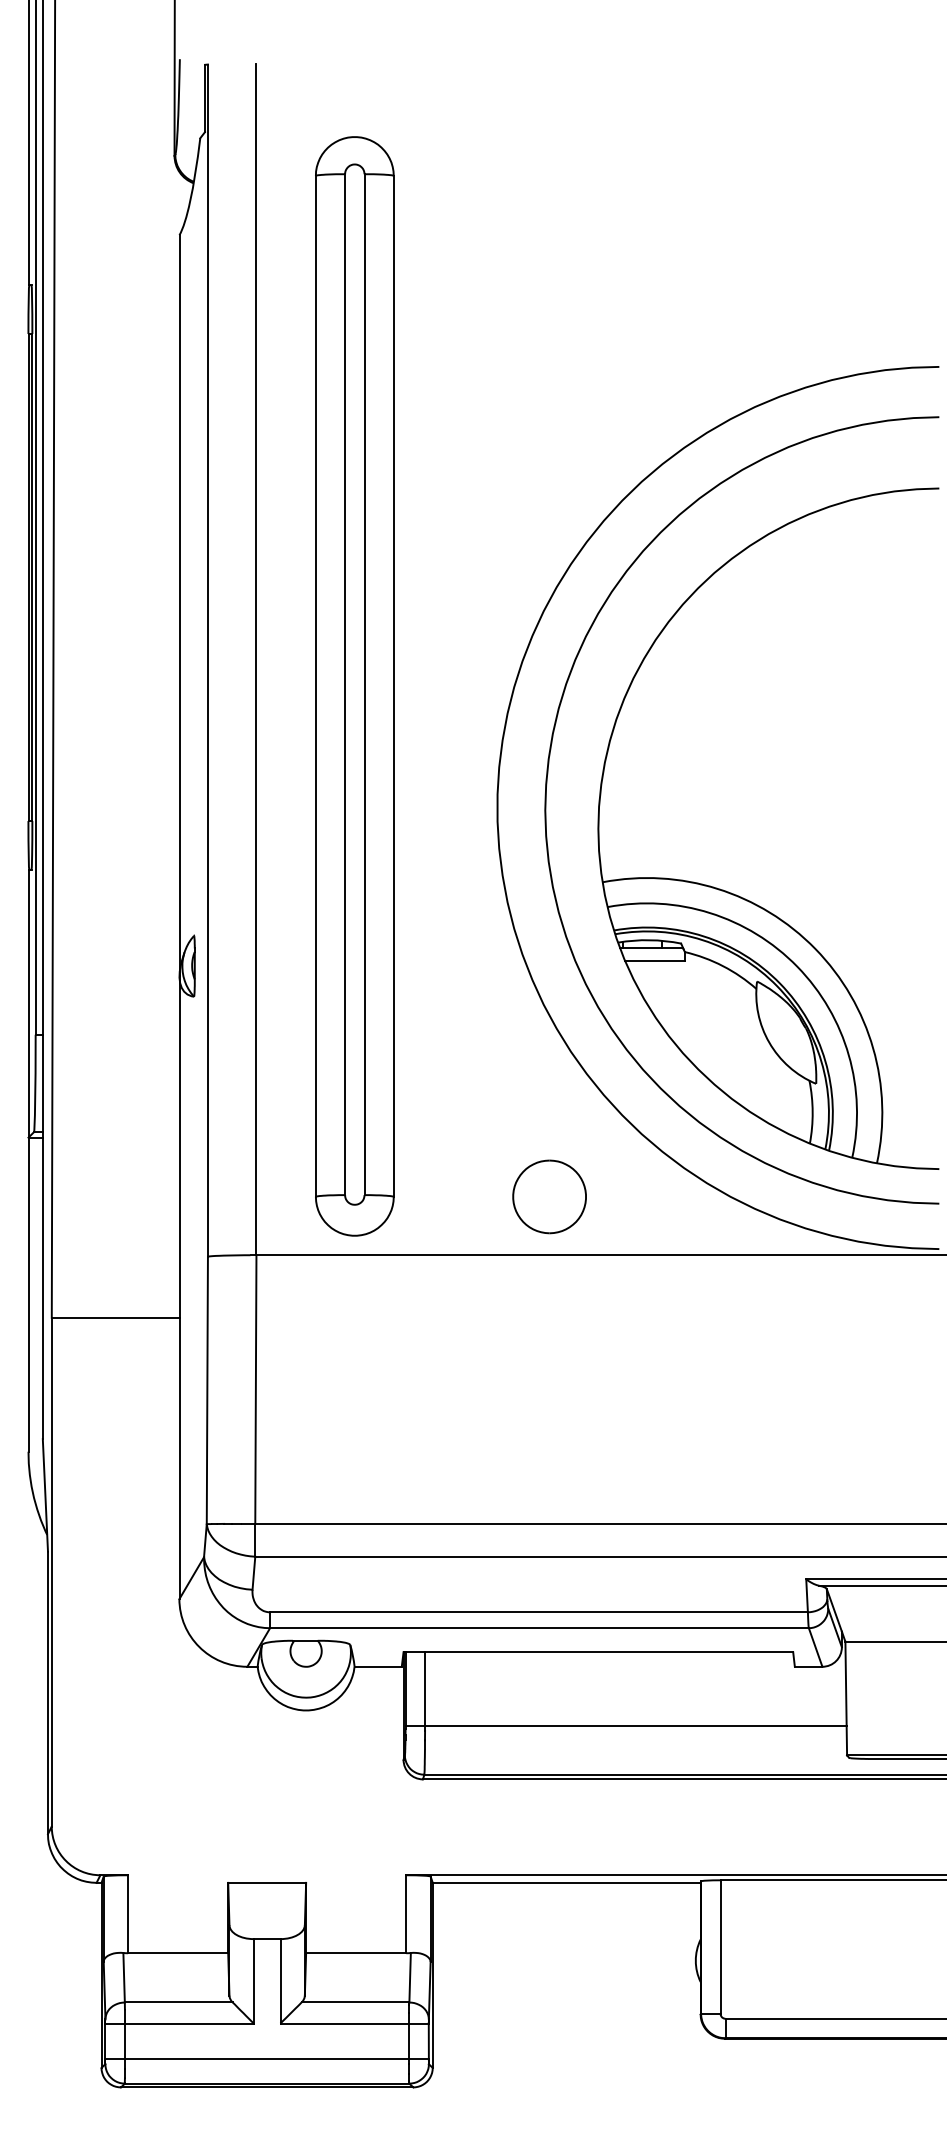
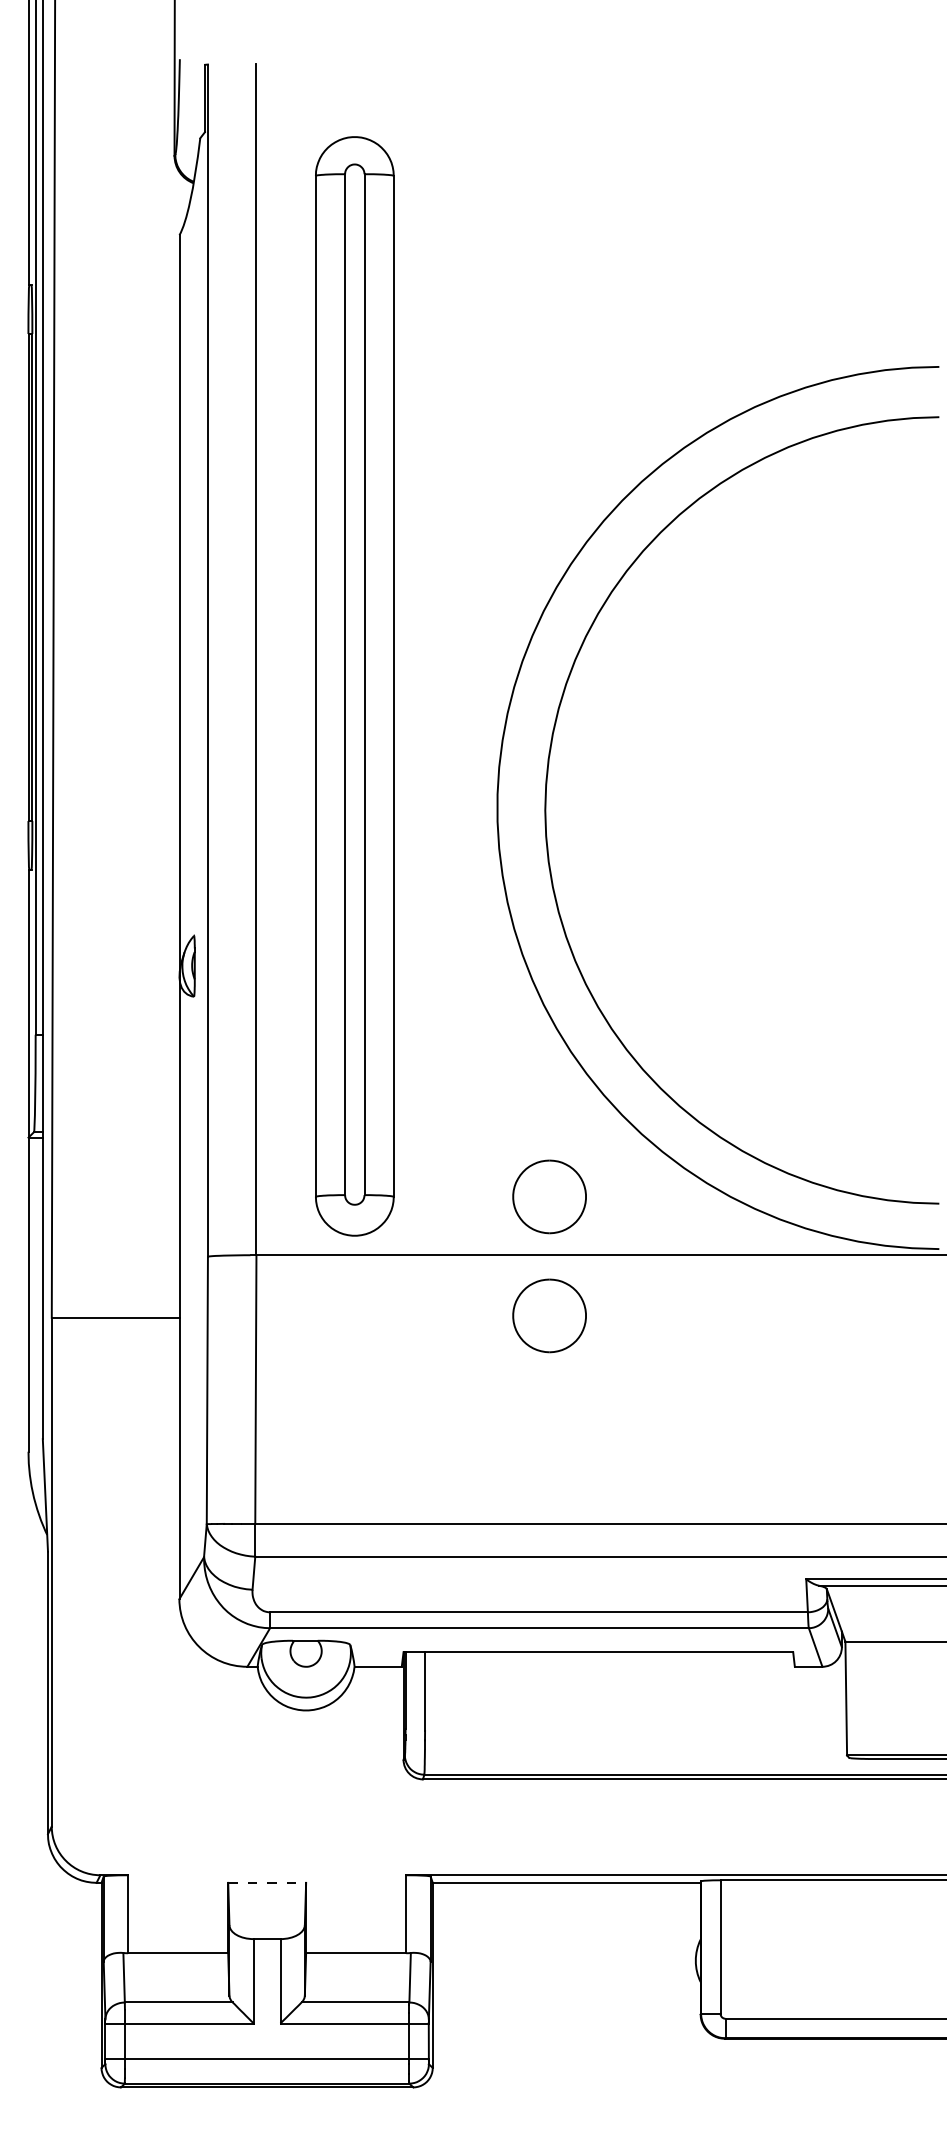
part: present -> none (741, 896)
part: none -> present (549, 1315)
line: present -> none (625, 1726)
line: solid -> dashed (267, 1882)
